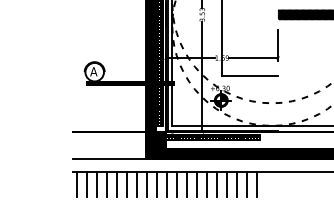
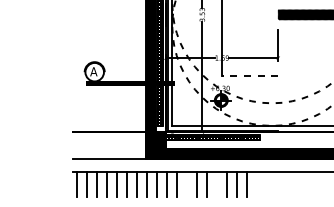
line: solid -> dashed (249, 76)
line: present -> none (186, 184)
line: present -> none (216, 184)
line: present -> none (256, 184)
